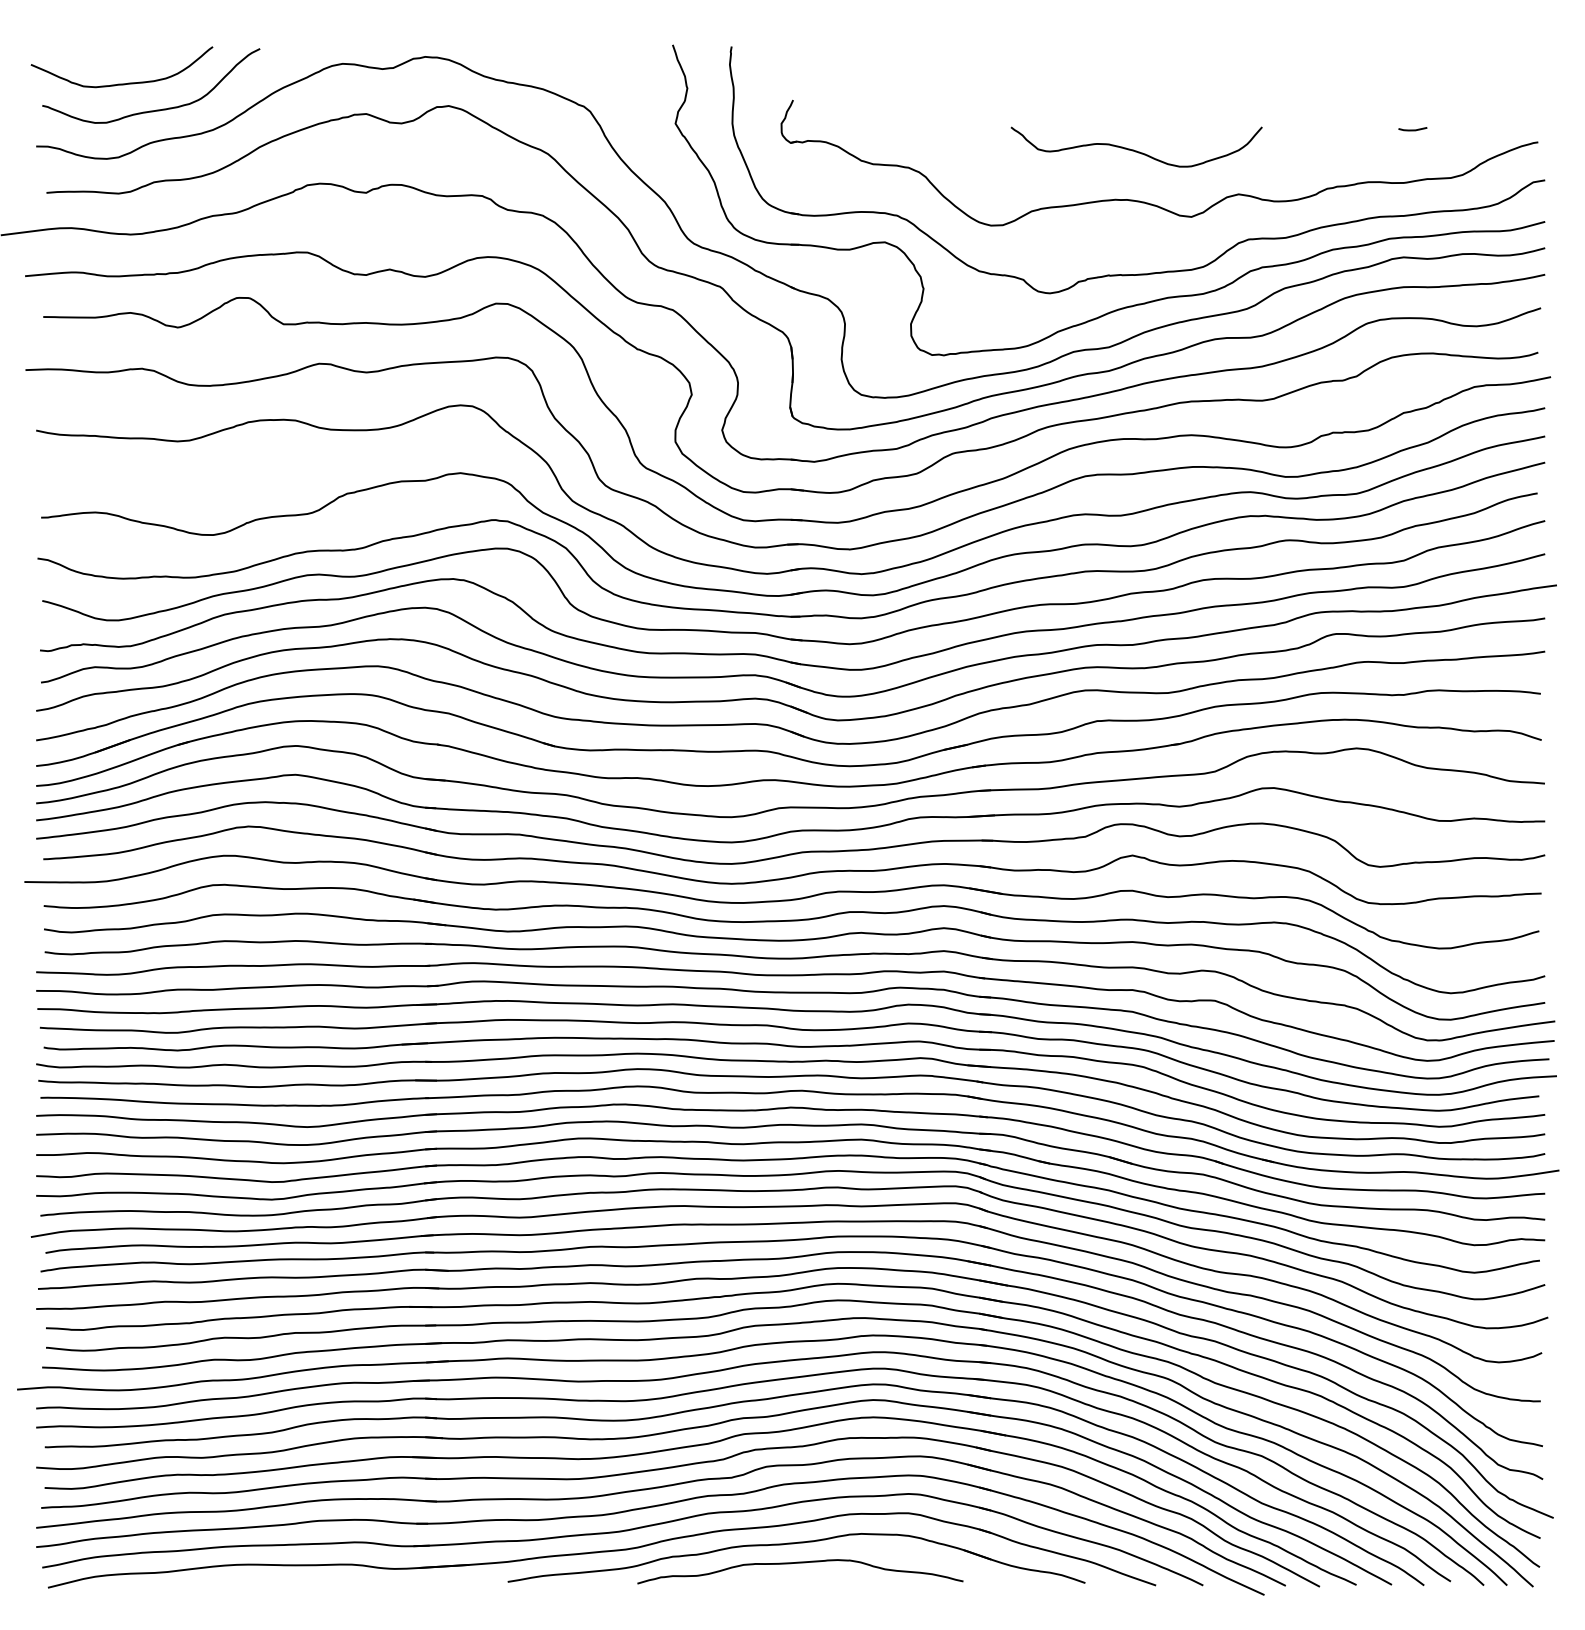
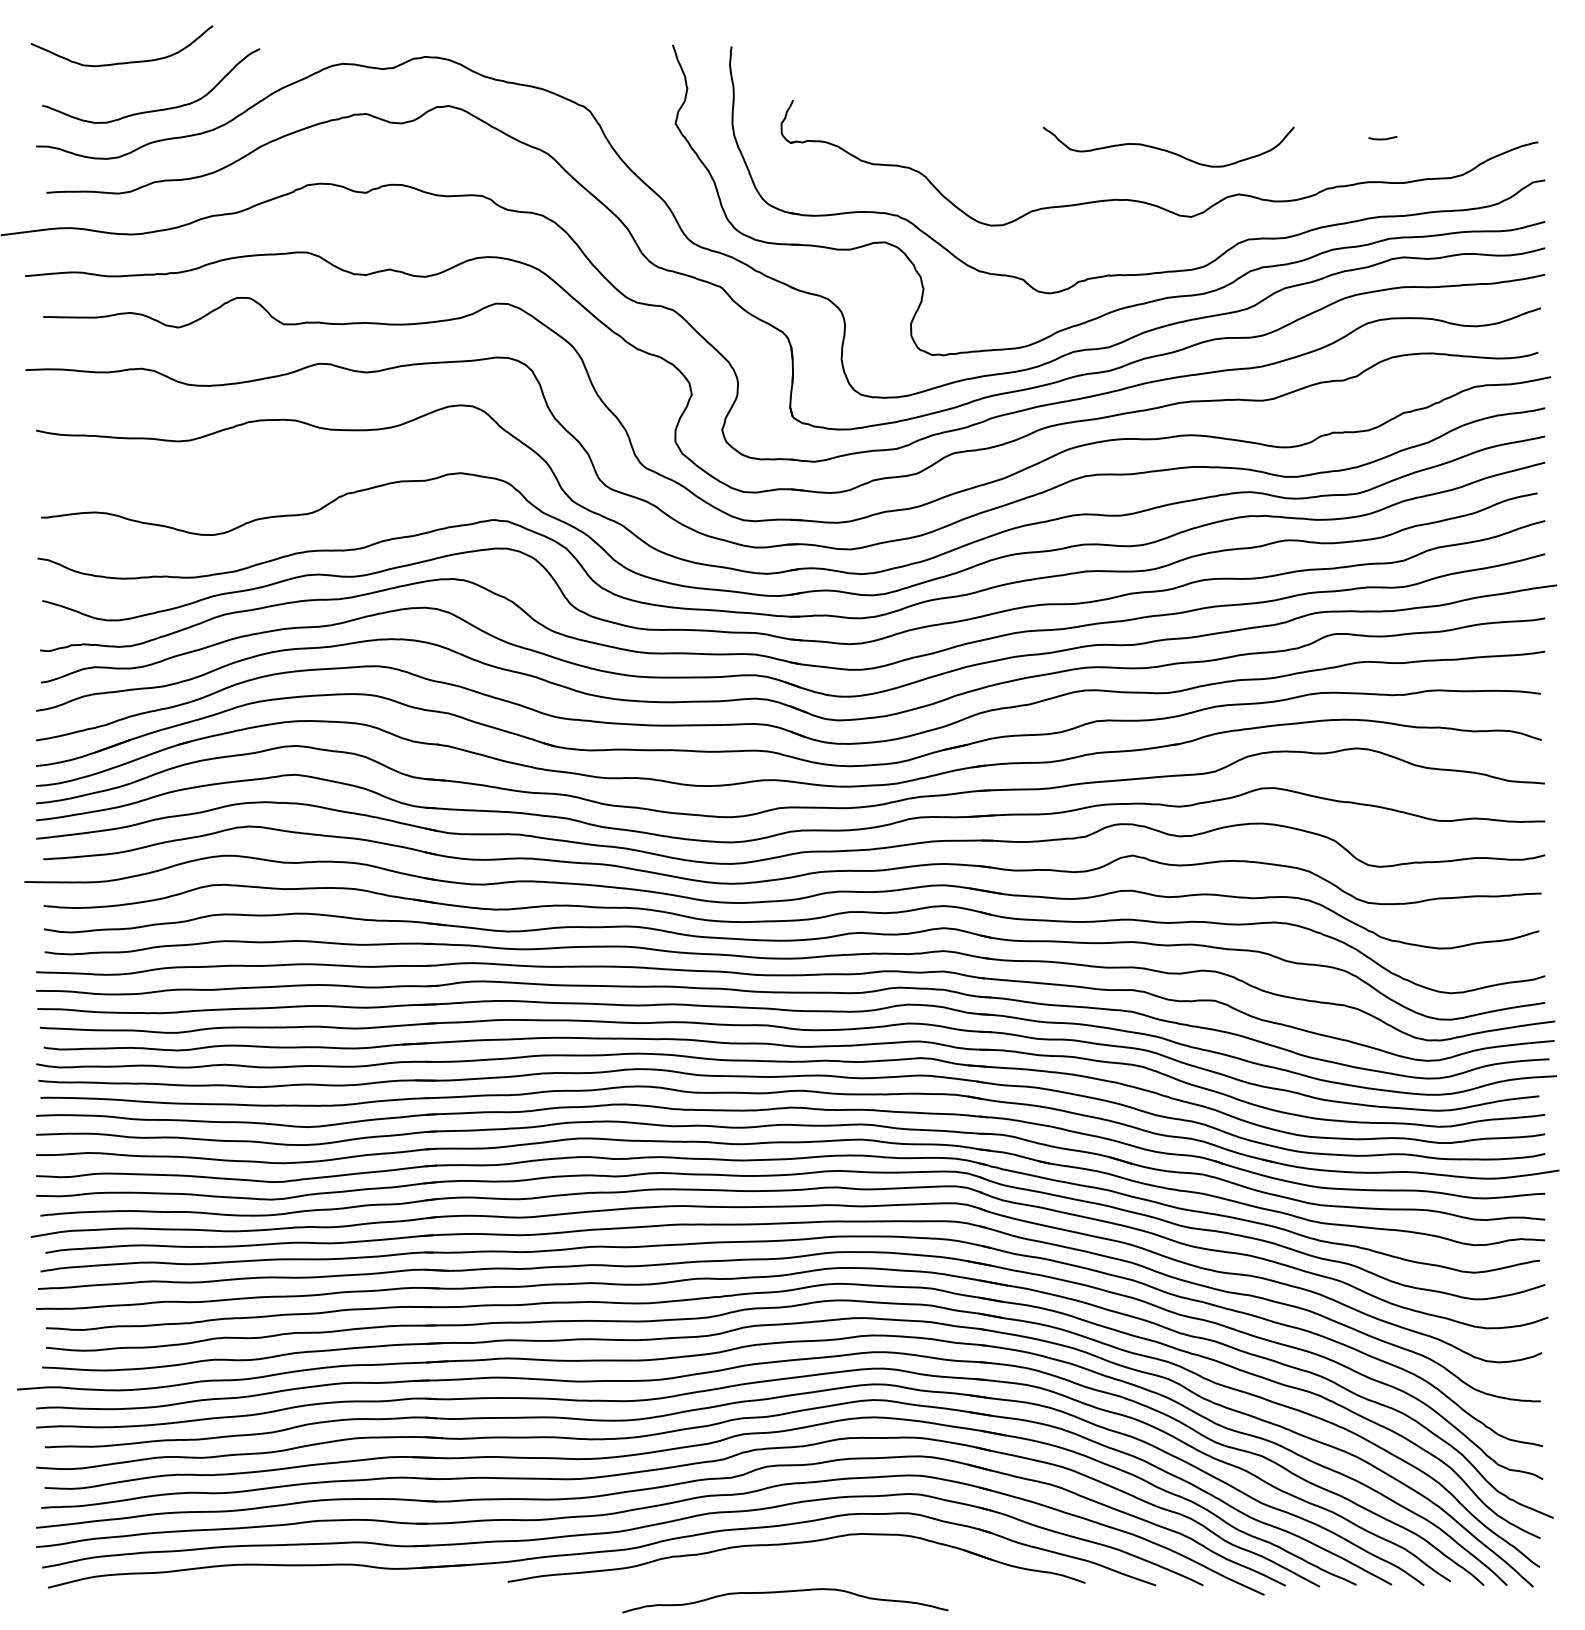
curve position: (121, 83) -> (121, 62) (121, 62)
line position: (1412, 129) -> (1382, 138) (1382, 138)
curve position: (1136, 150) -> (1168, 150) (1168, 150)
curve position: (800, 1563) -> (785, 1592) (785, 1592)
